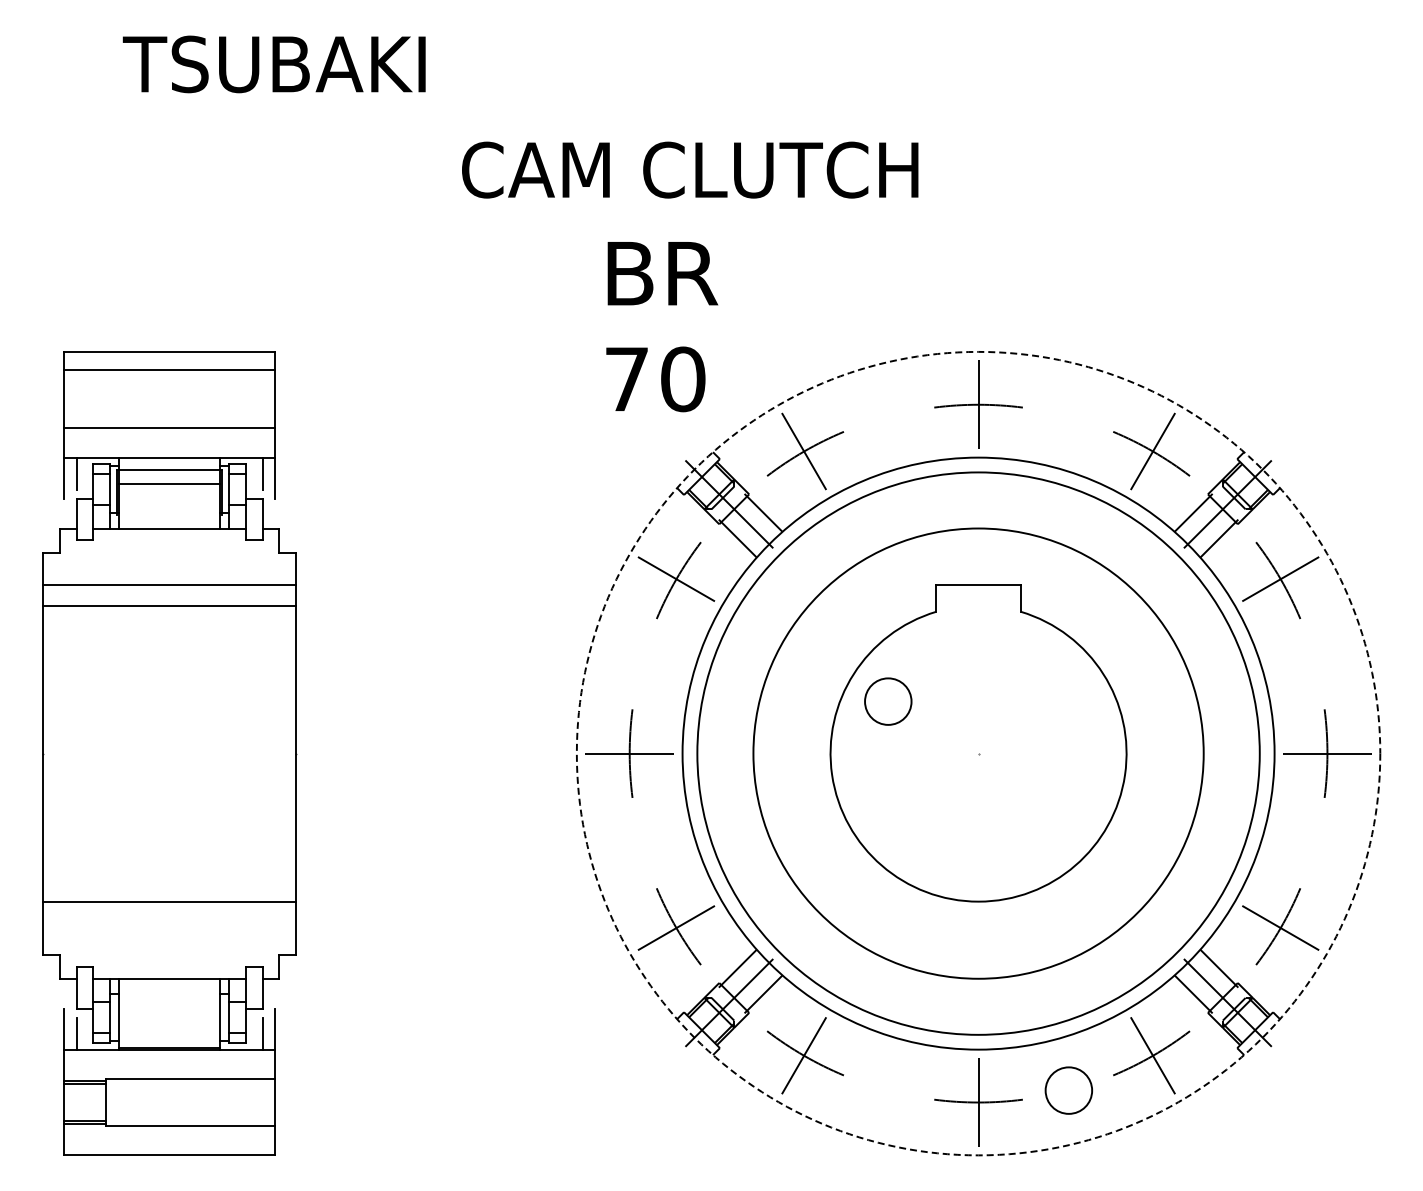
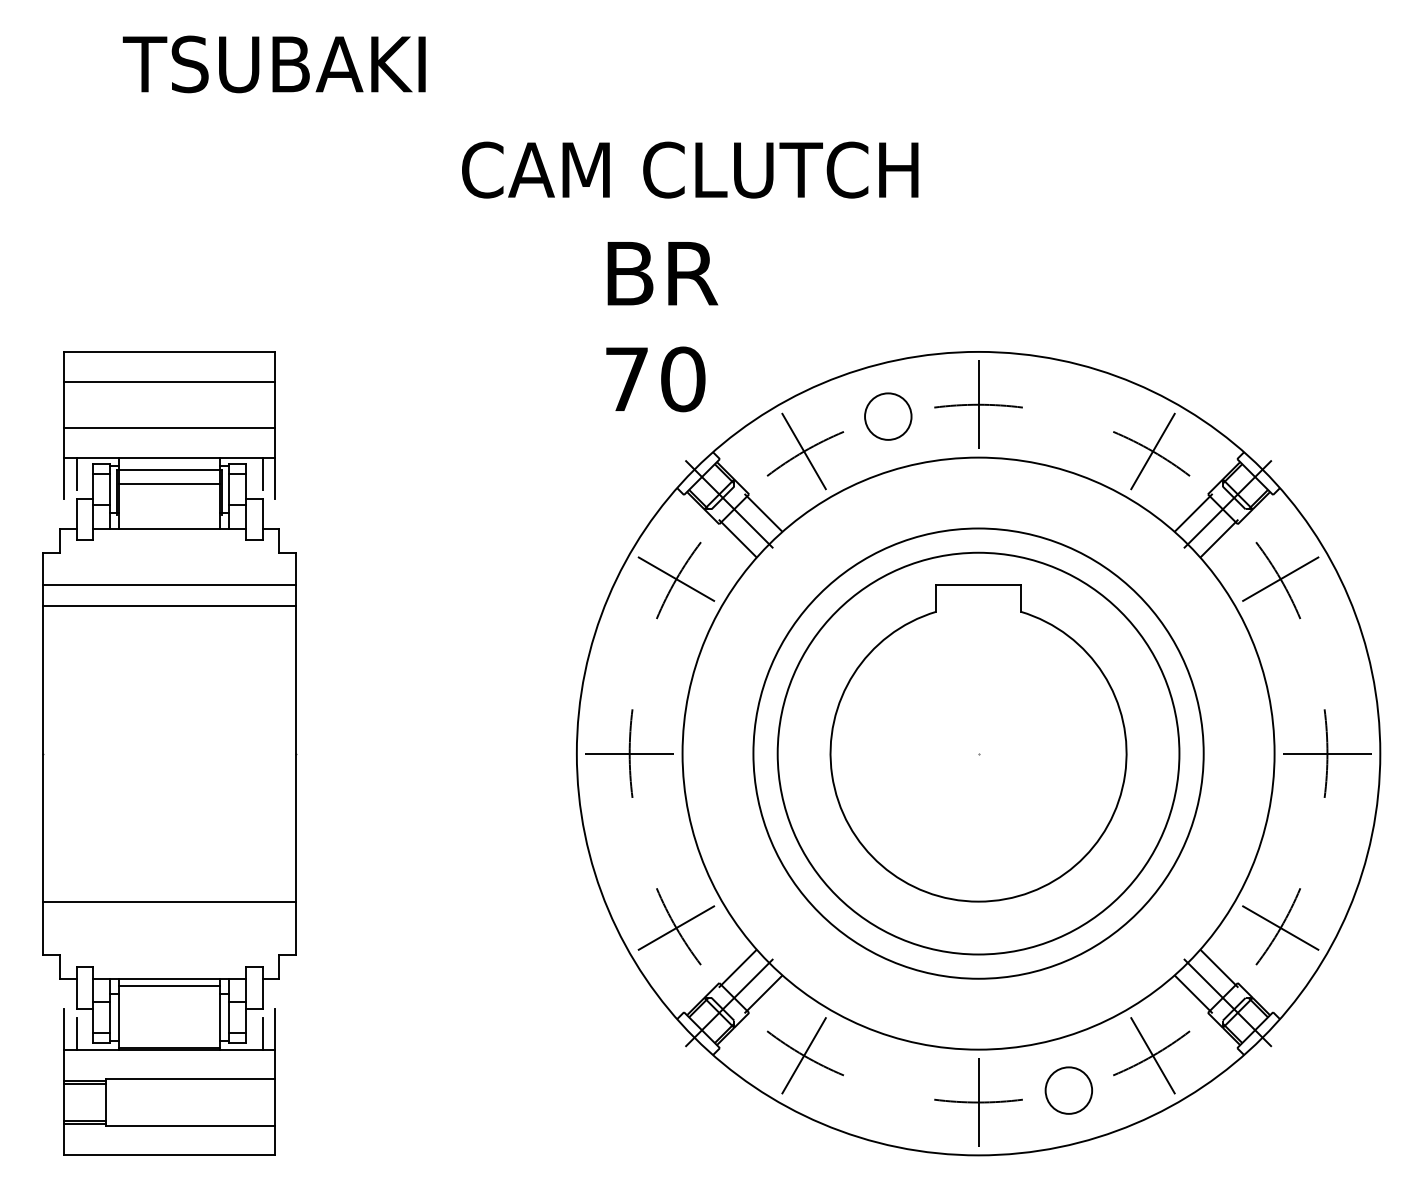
line position: (169, 369) -> (169, 381) (169, 381)
circle position: (888, 701) -> (888, 416) (888, 416)
circle diameter: 562 px -> 402 px (978, 753)
circle: dashed -> solid (978, 753)
line: none -> present (169, 985)
